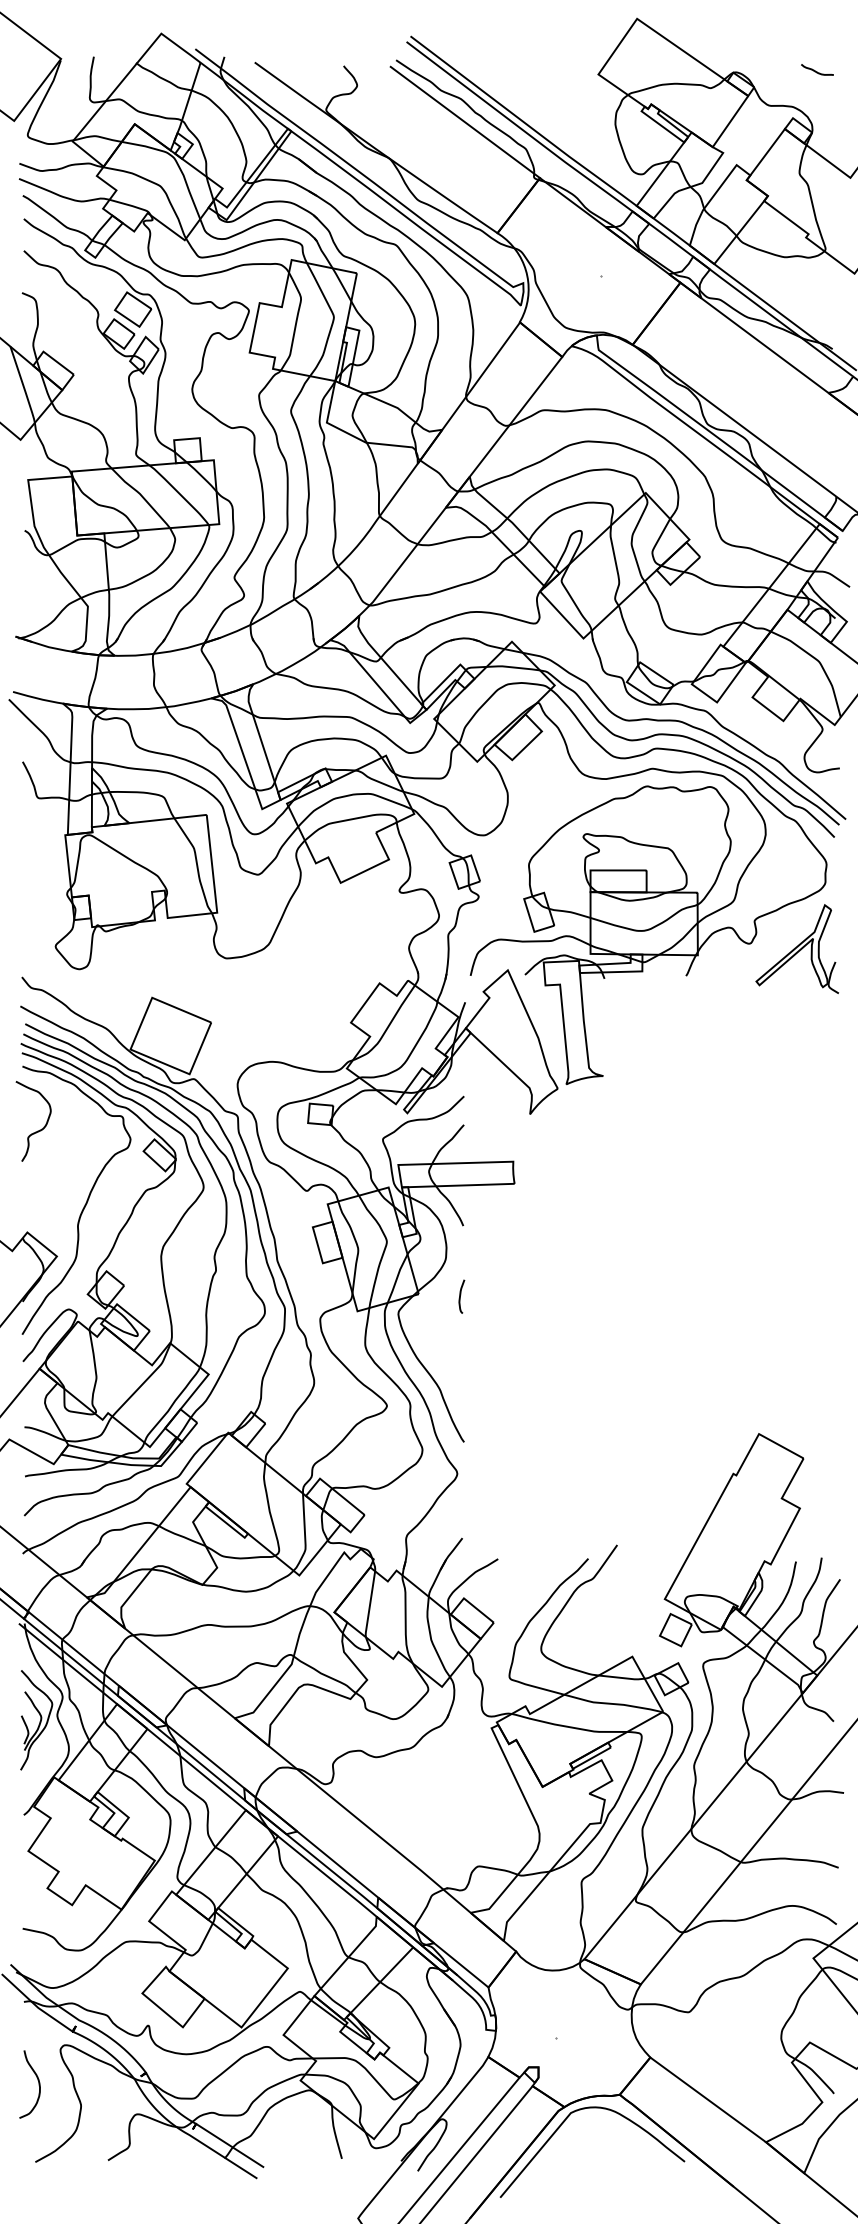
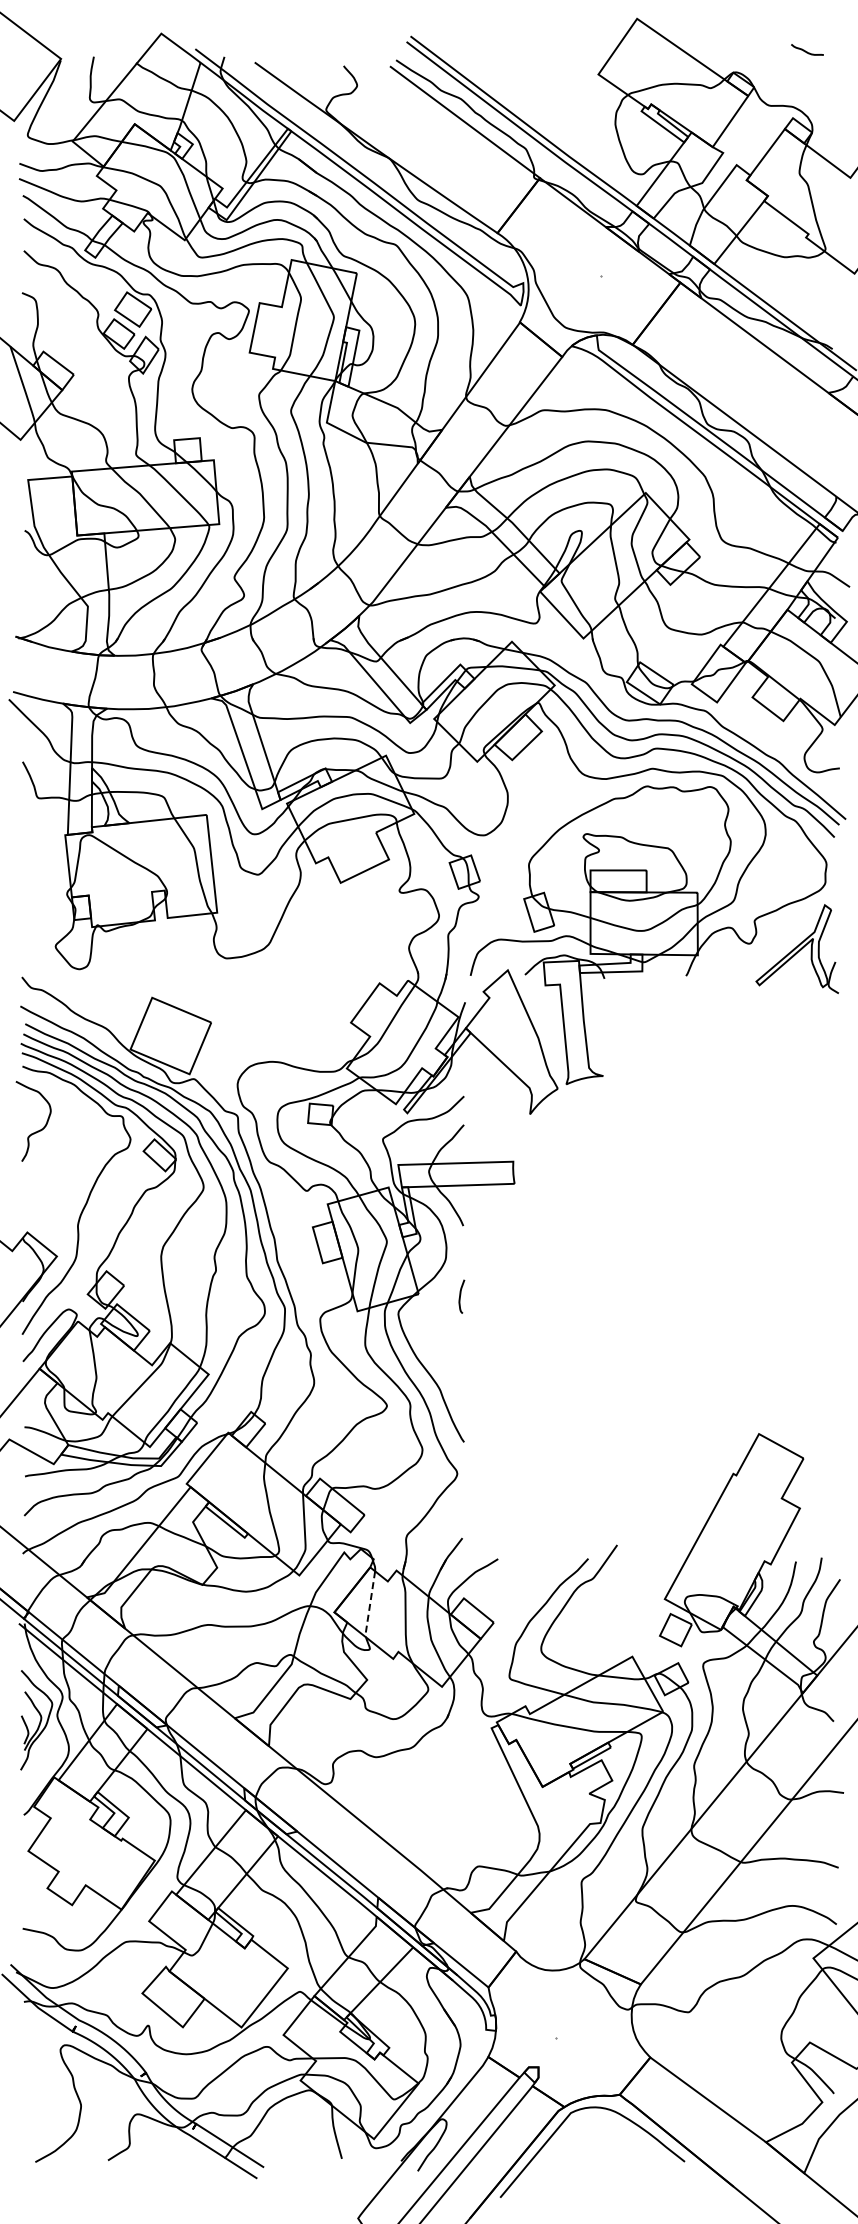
curve position: (817, 71) -> (807, 51) (807, 51)
line: solid -> dashed (369, 1605)
curve: present -> none (37, 2080)
